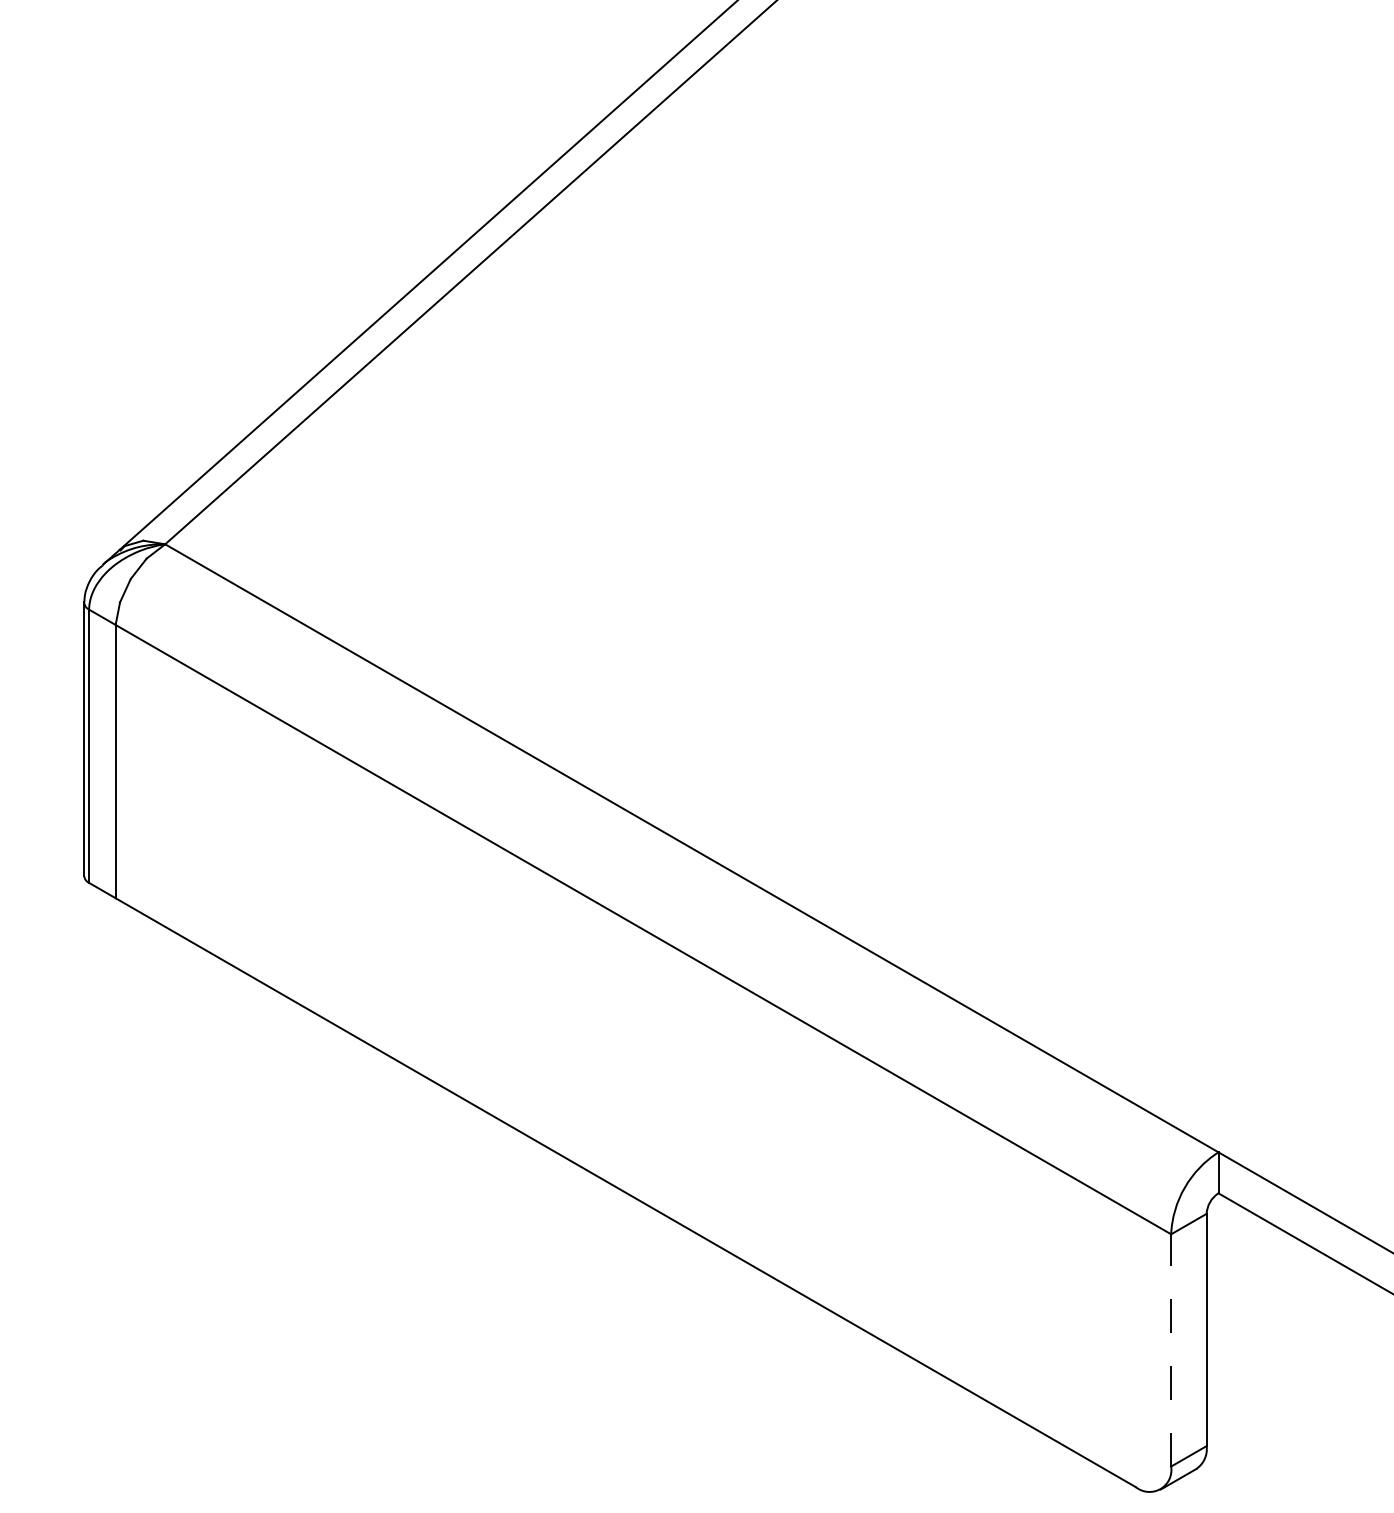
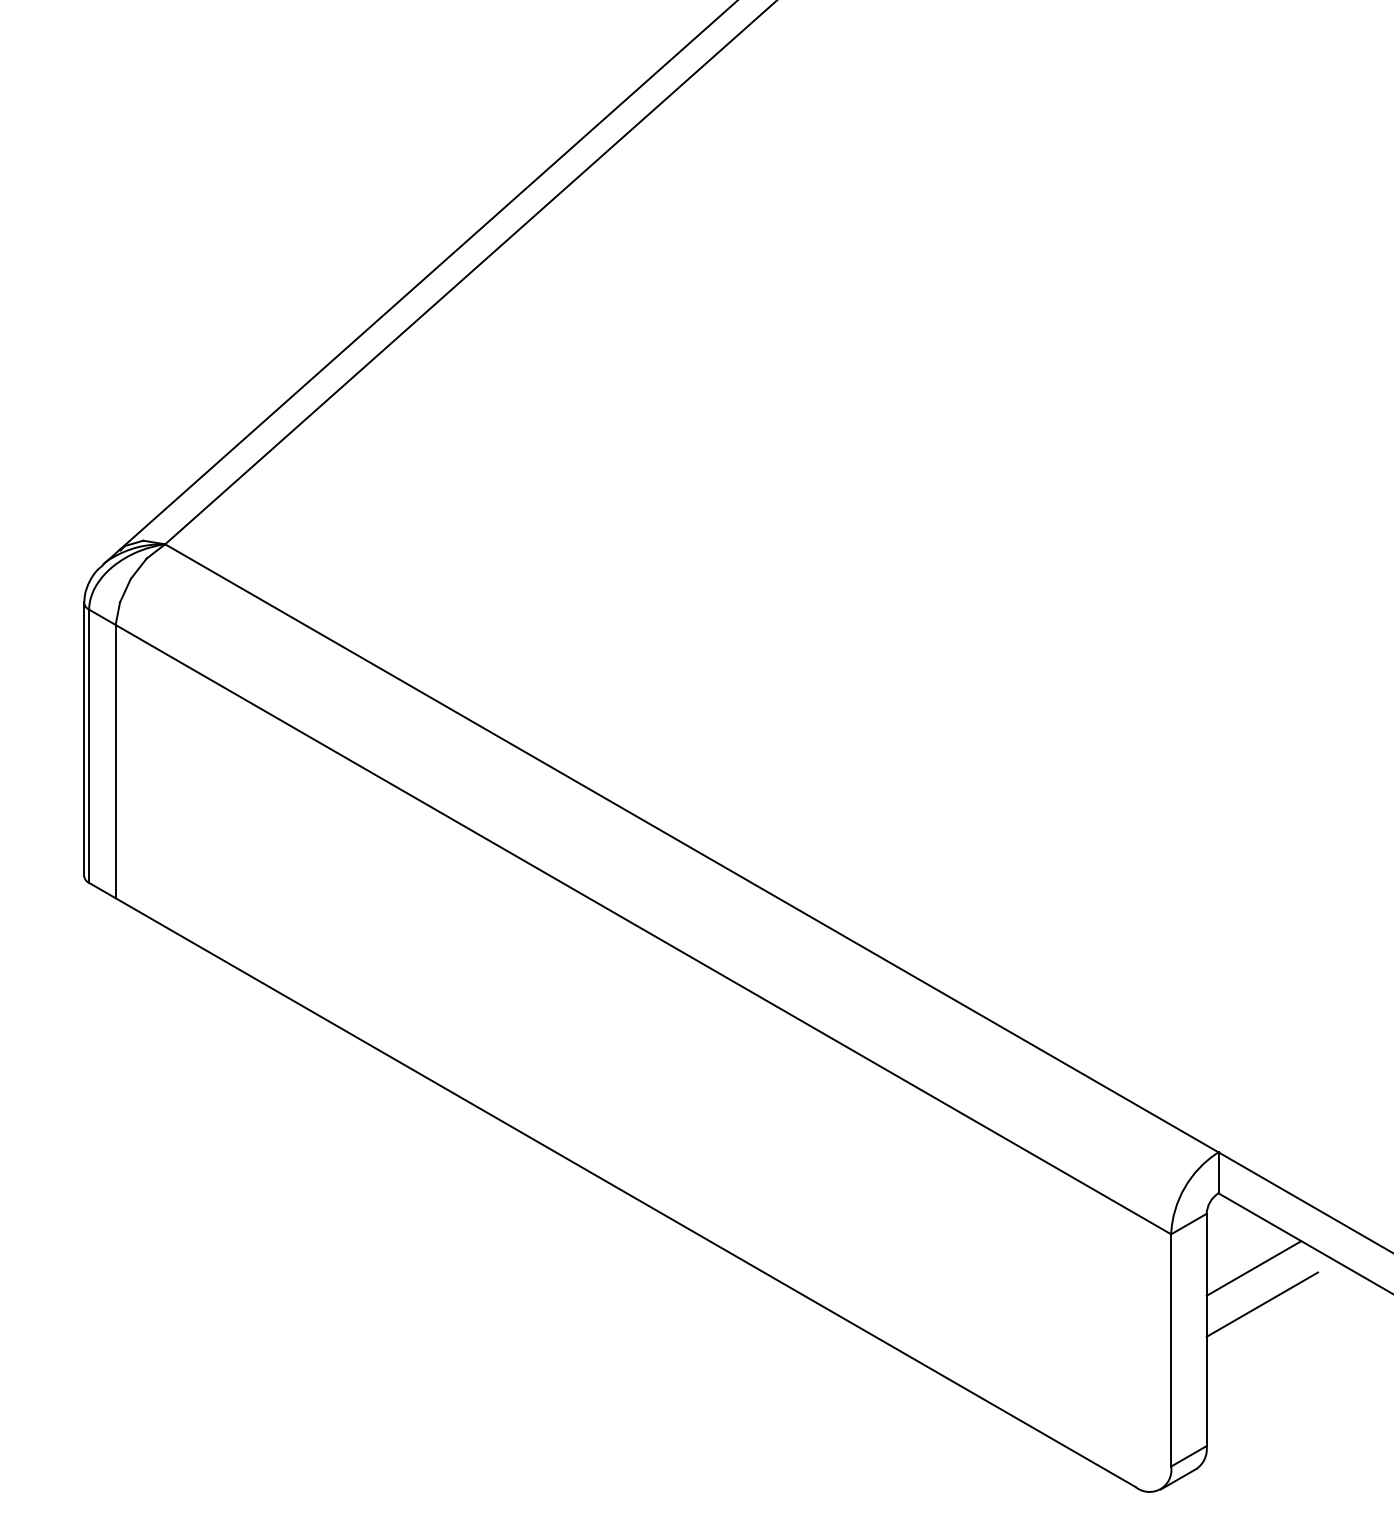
line: none -> present (1253, 1268)
line: none -> present (1262, 1304)
line: dashed -> solid (1171, 1349)
